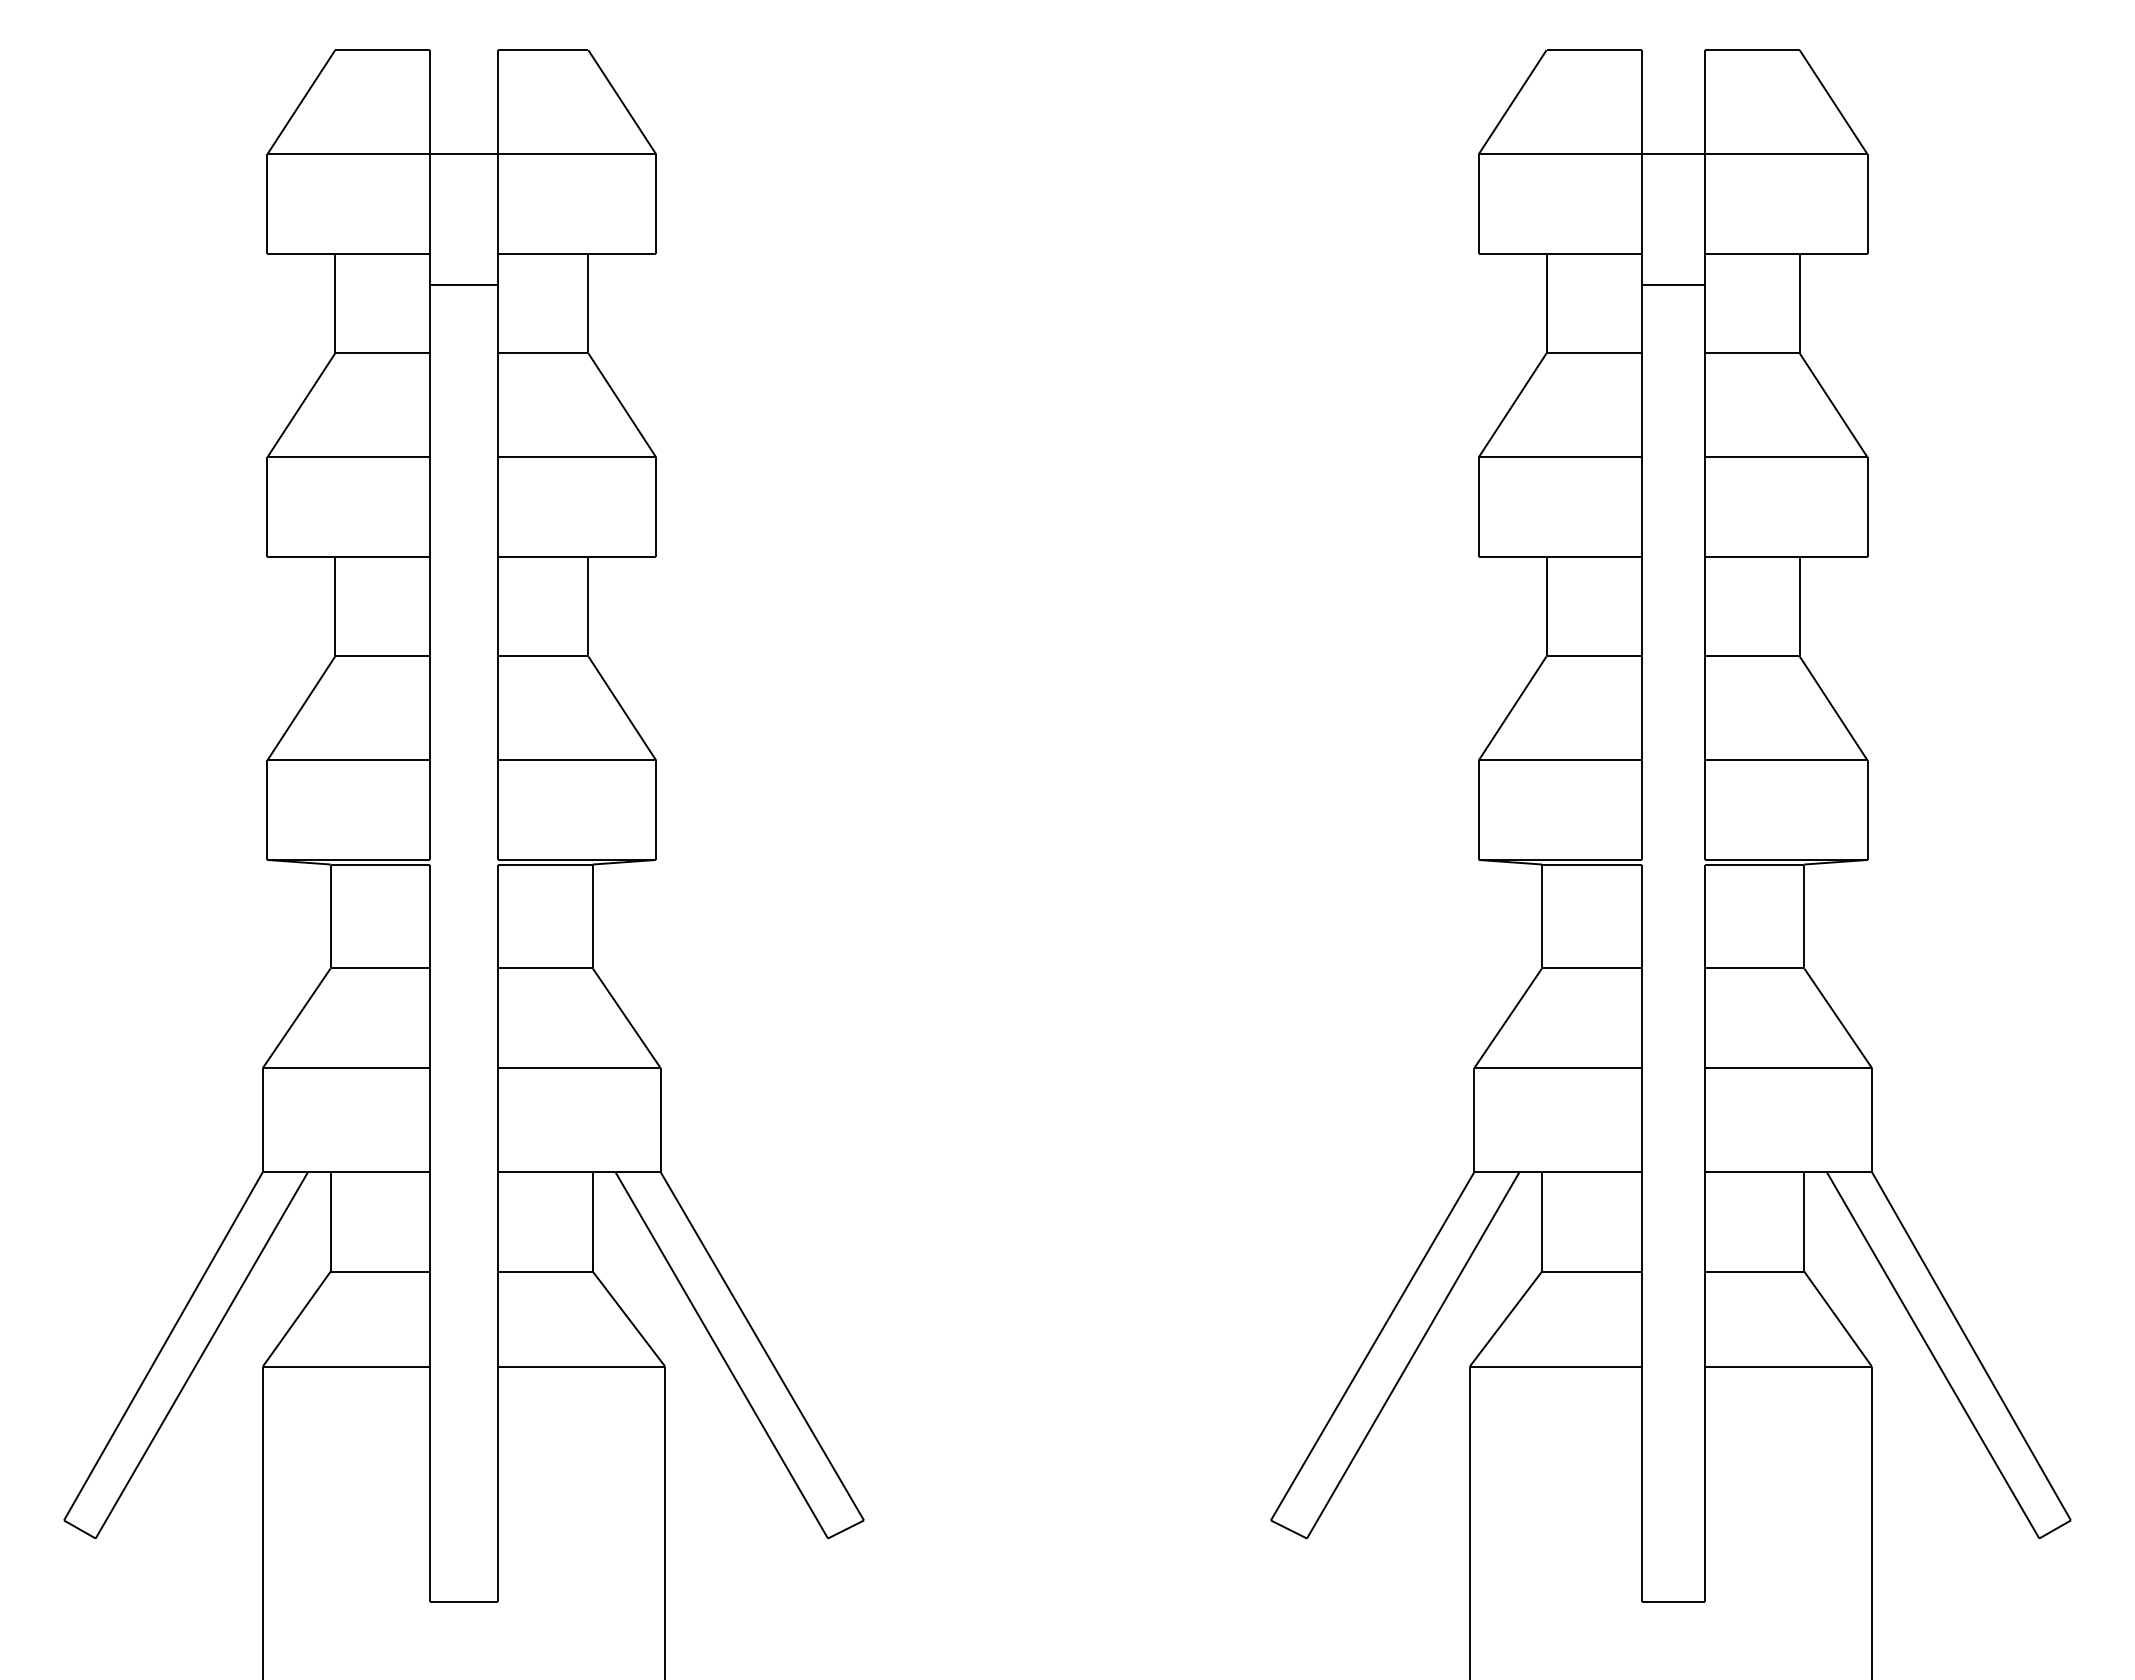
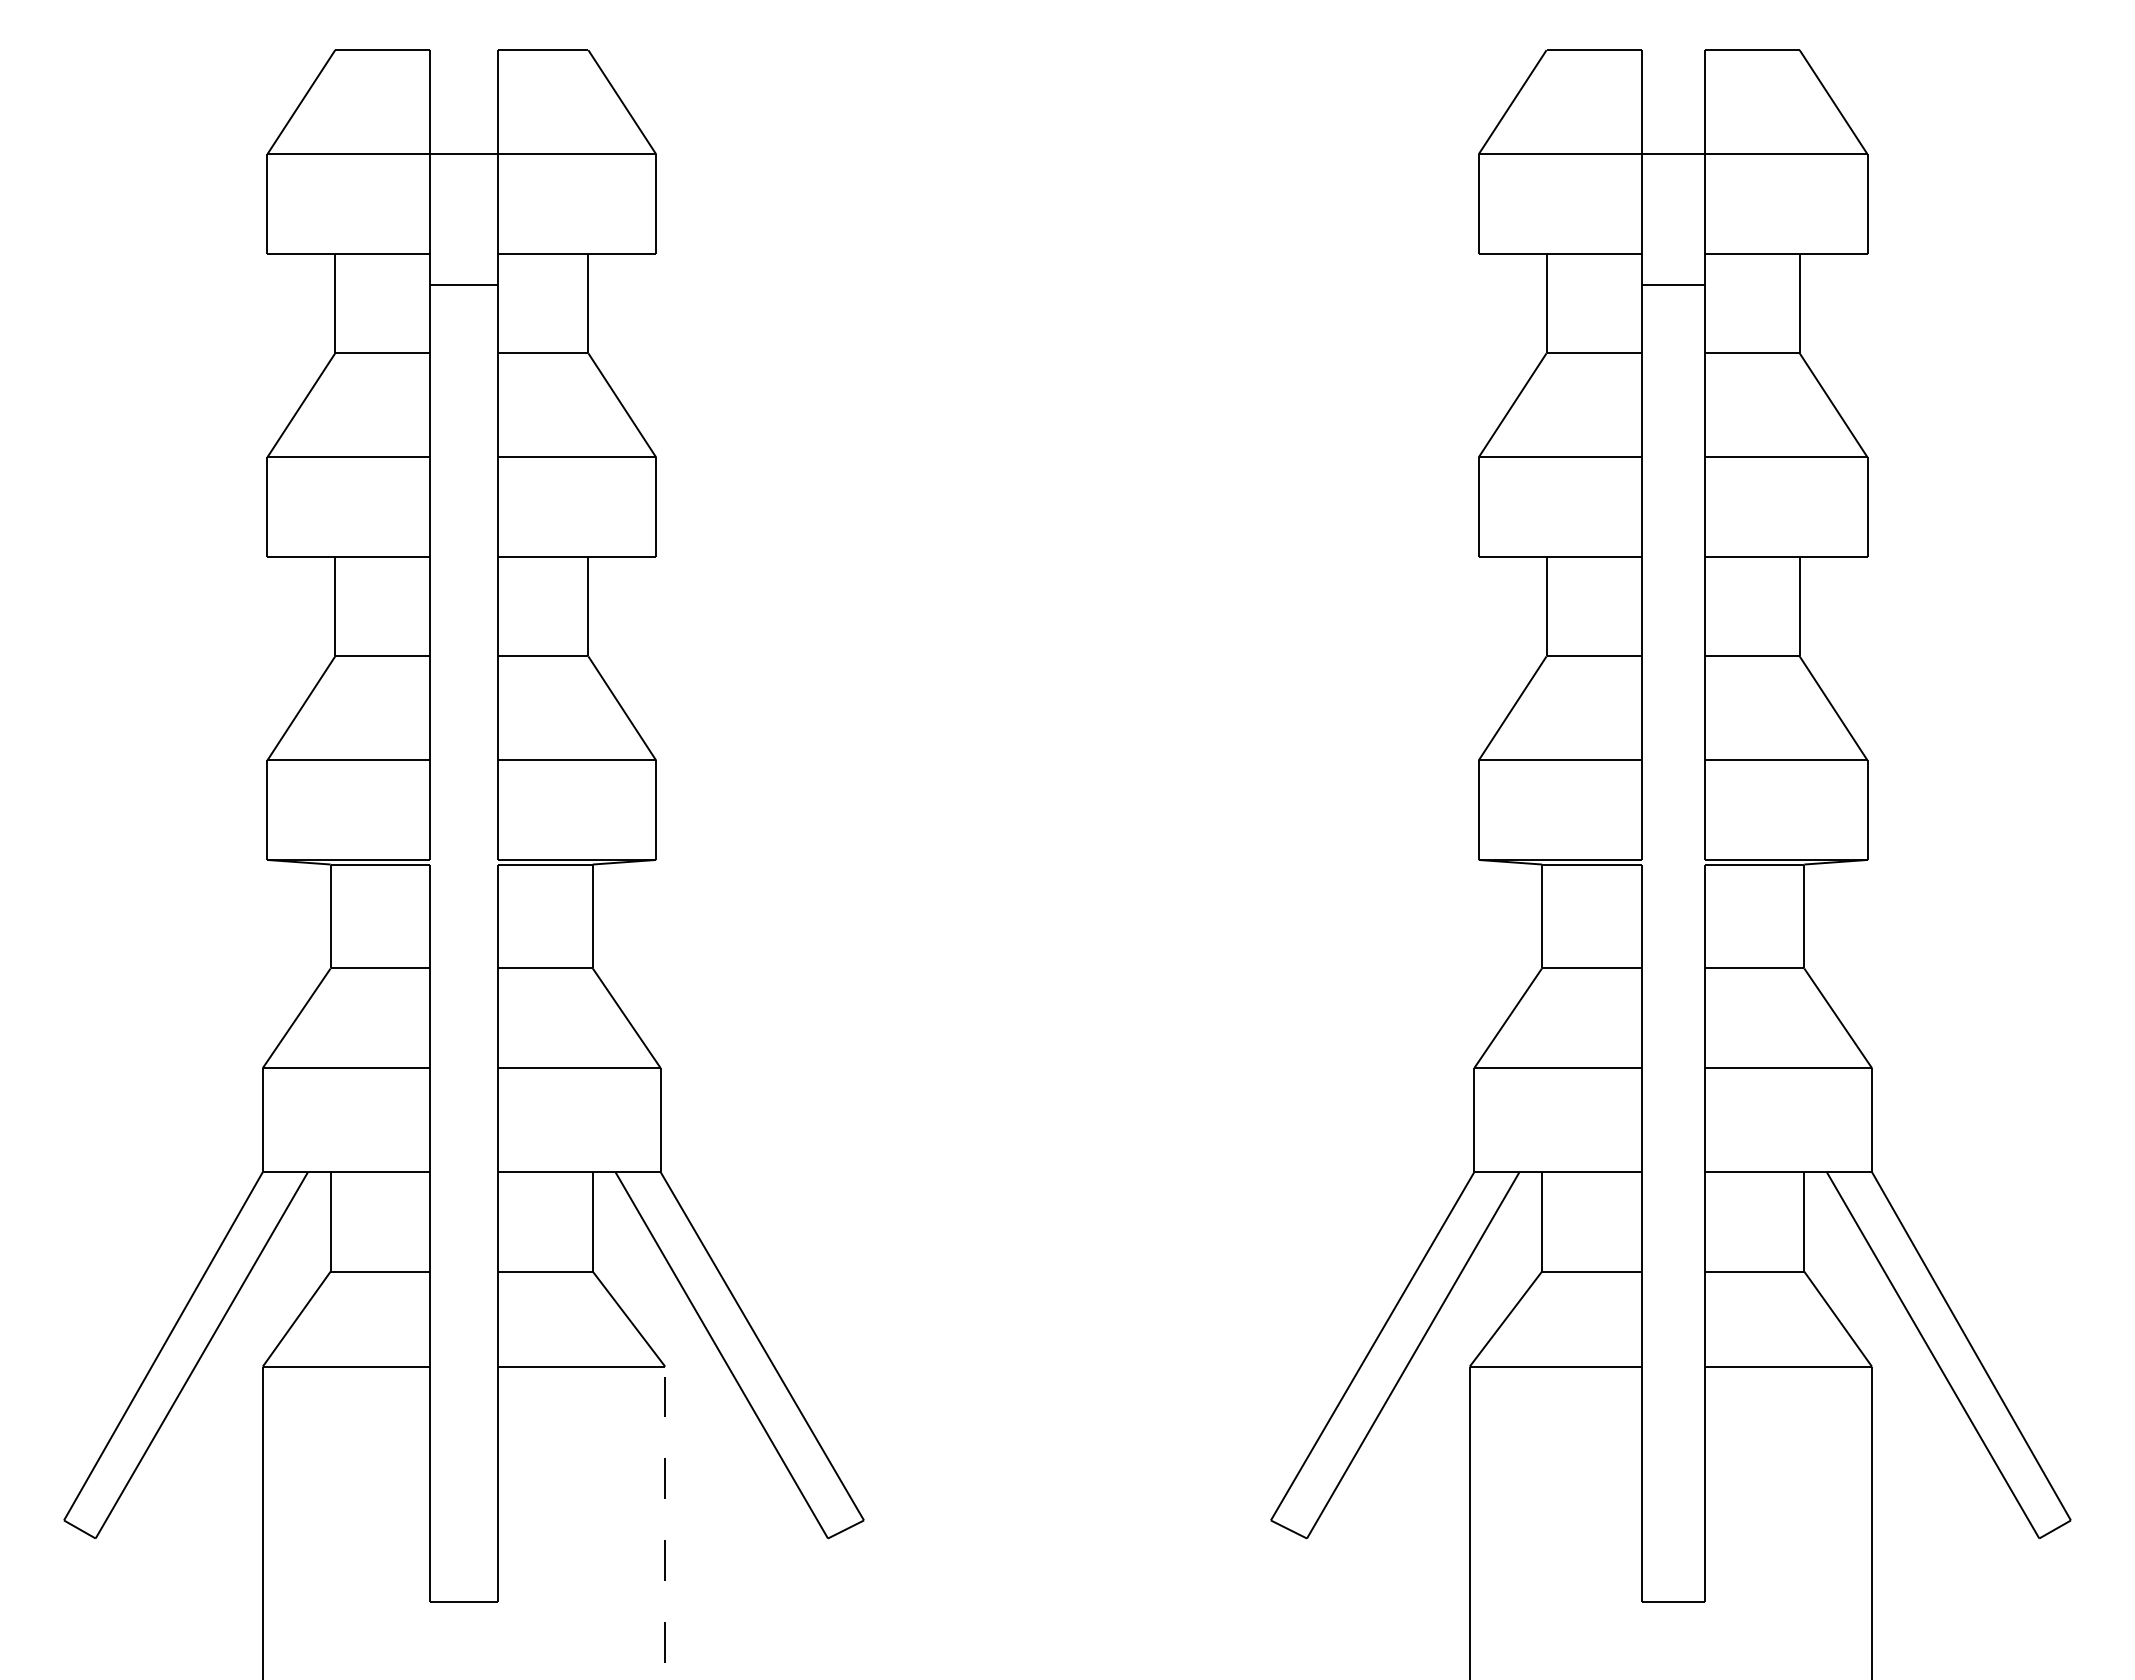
line: solid -> dashed (665, 1522)
